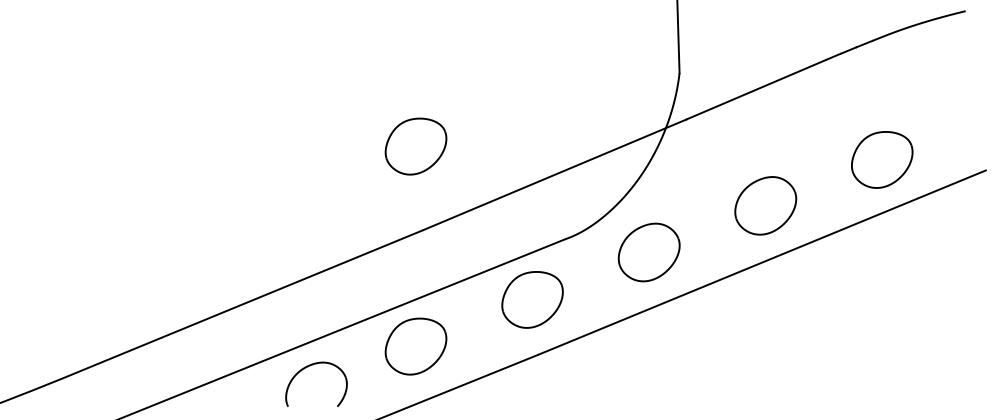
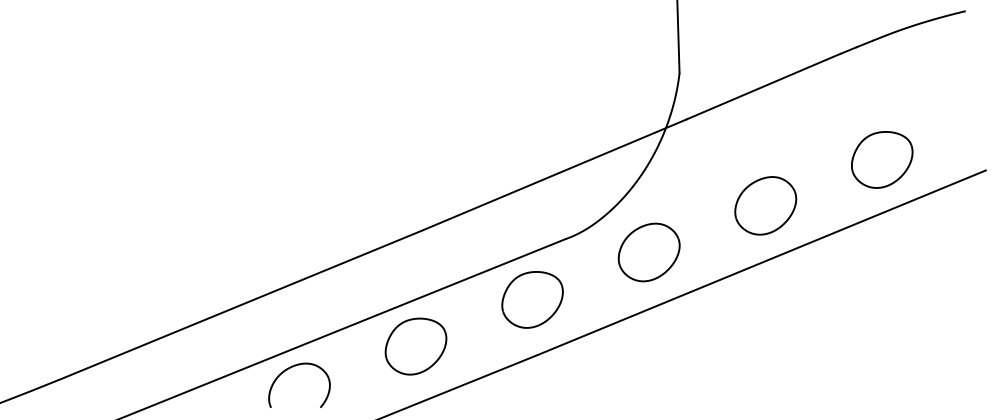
part: present -> none (415, 146)
part position: (310, 366) -> (293, 367) (293, 367)
